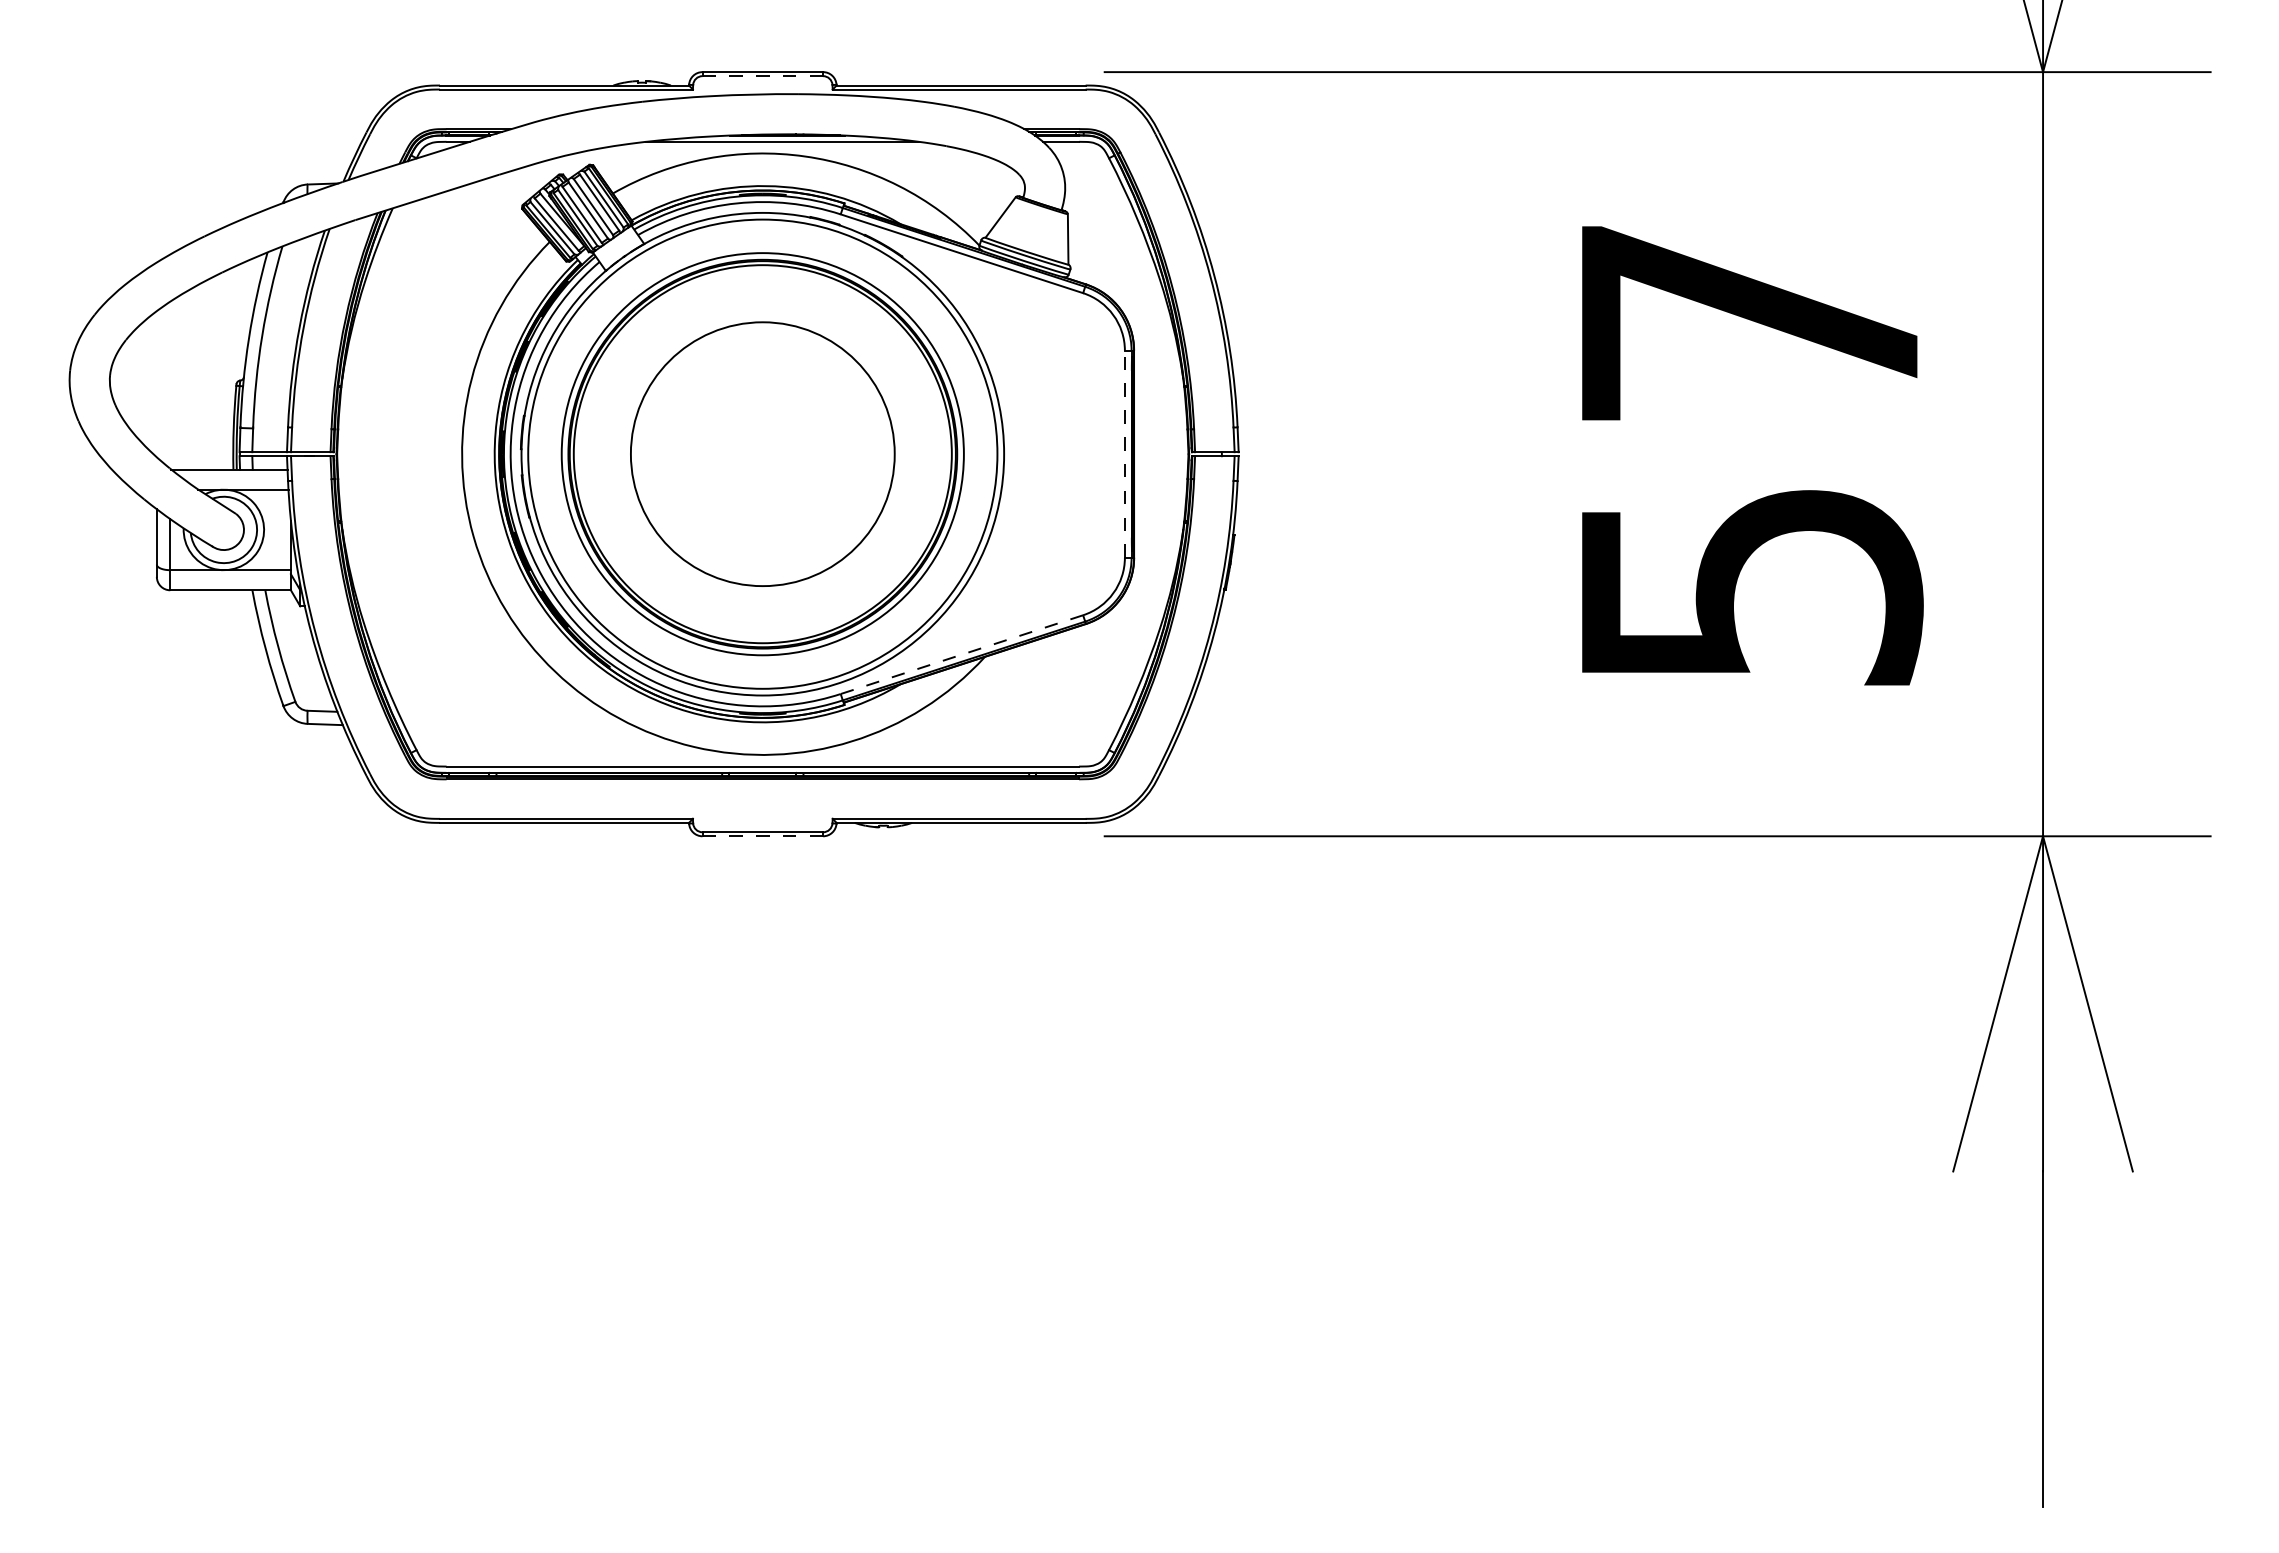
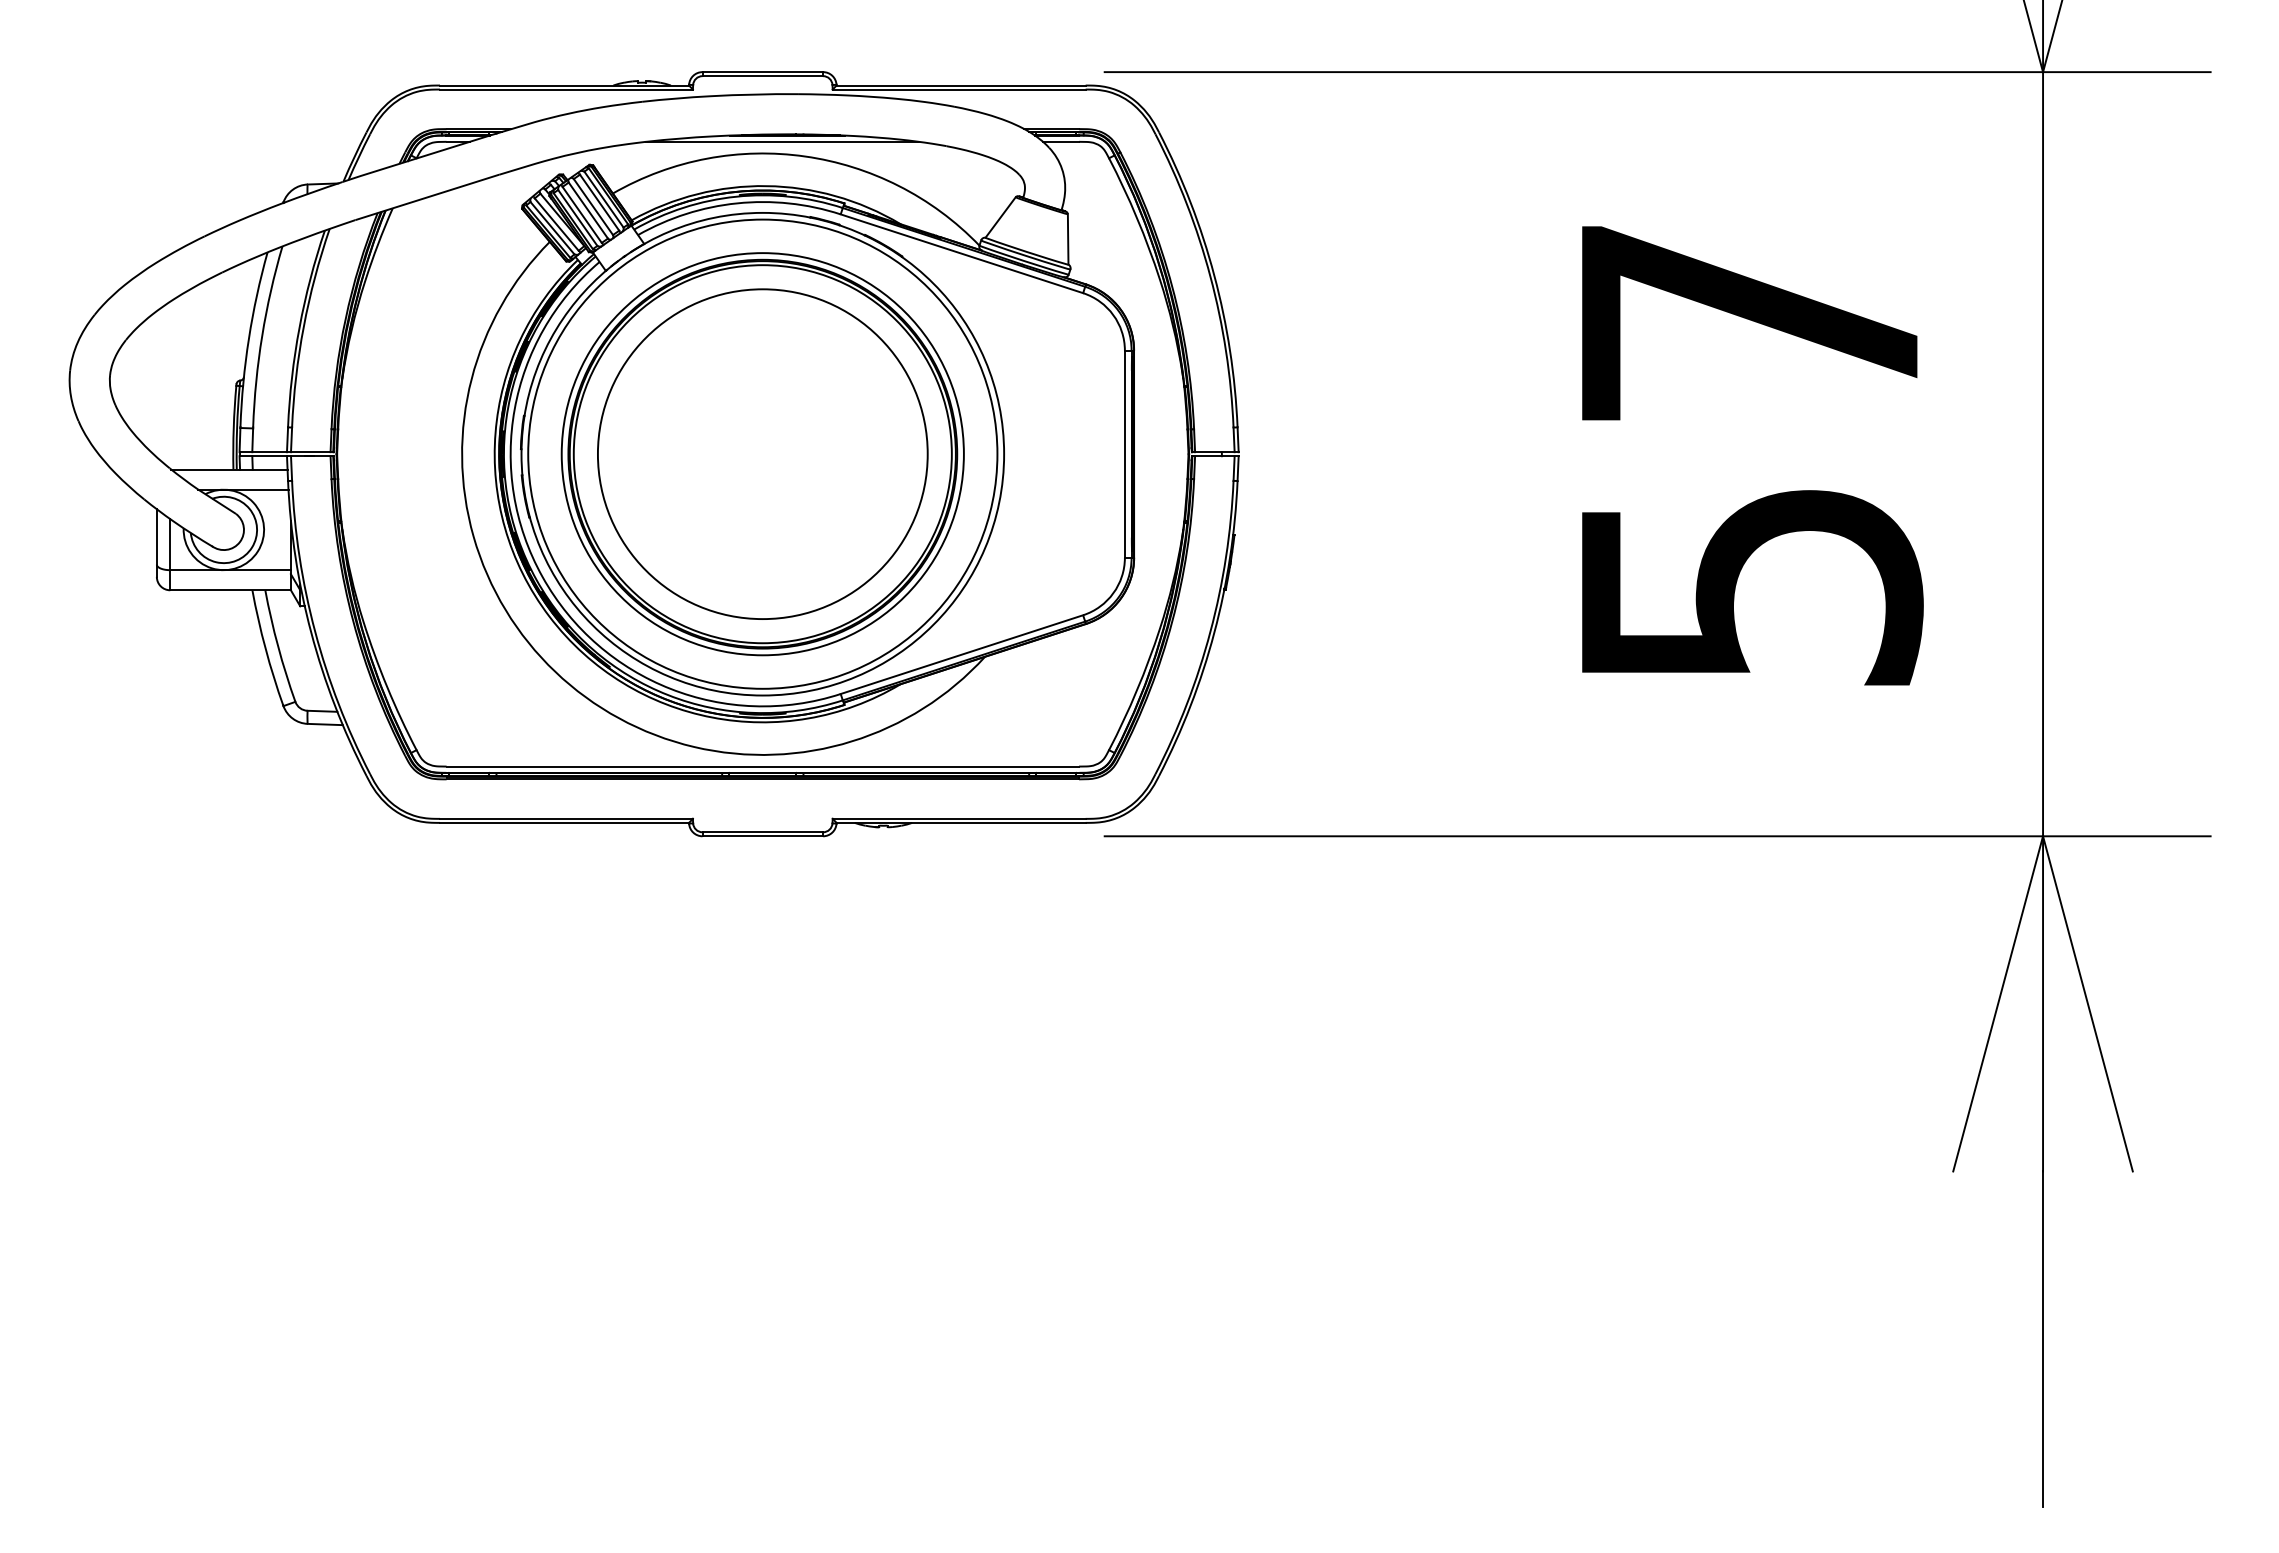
line: dashed -> solid (763, 76)
circle diameter: 264 px -> 330 px (762, 454)
line: dashed -> solid (1124, 454)
line: dashed -> solid (961, 654)
line: dashed -> solid (762, 836)
